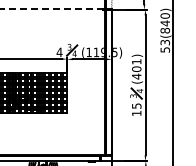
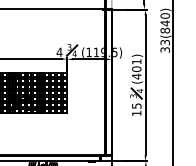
line: dashed -> solid (53, 9)
text: 53(840) -> 33(840) (164, 49)
